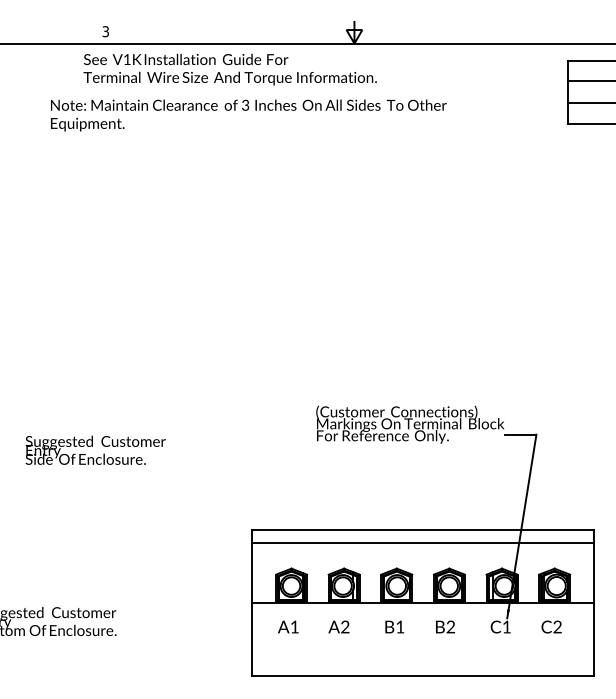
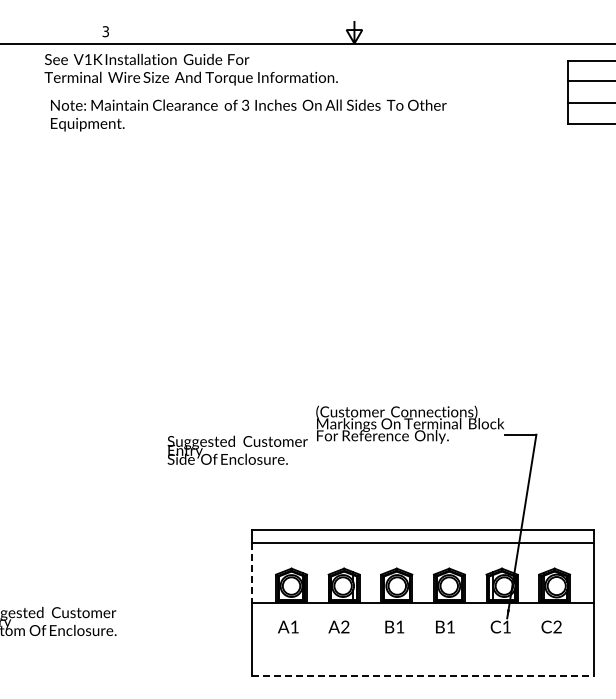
text position: (229, 69) -> (190, 69) (190, 69)
text position: (95, 449) -> (237, 449) (237, 449)
line: solid -> dashed (252, 573)
text: B2 -> B1 (450, 626)
line: solid -> dashed (423, 676)
